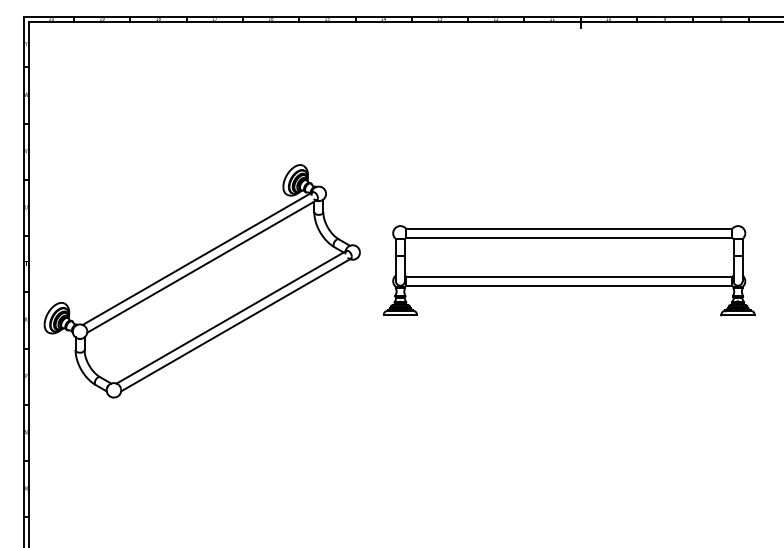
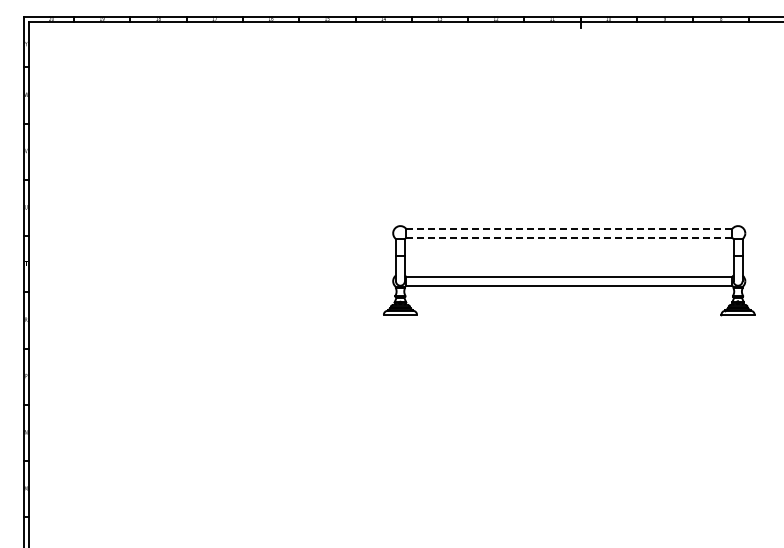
line: solid -> dashed (568, 228)
line: solid -> dashed (569, 237)
part: present -> none (201, 281)
